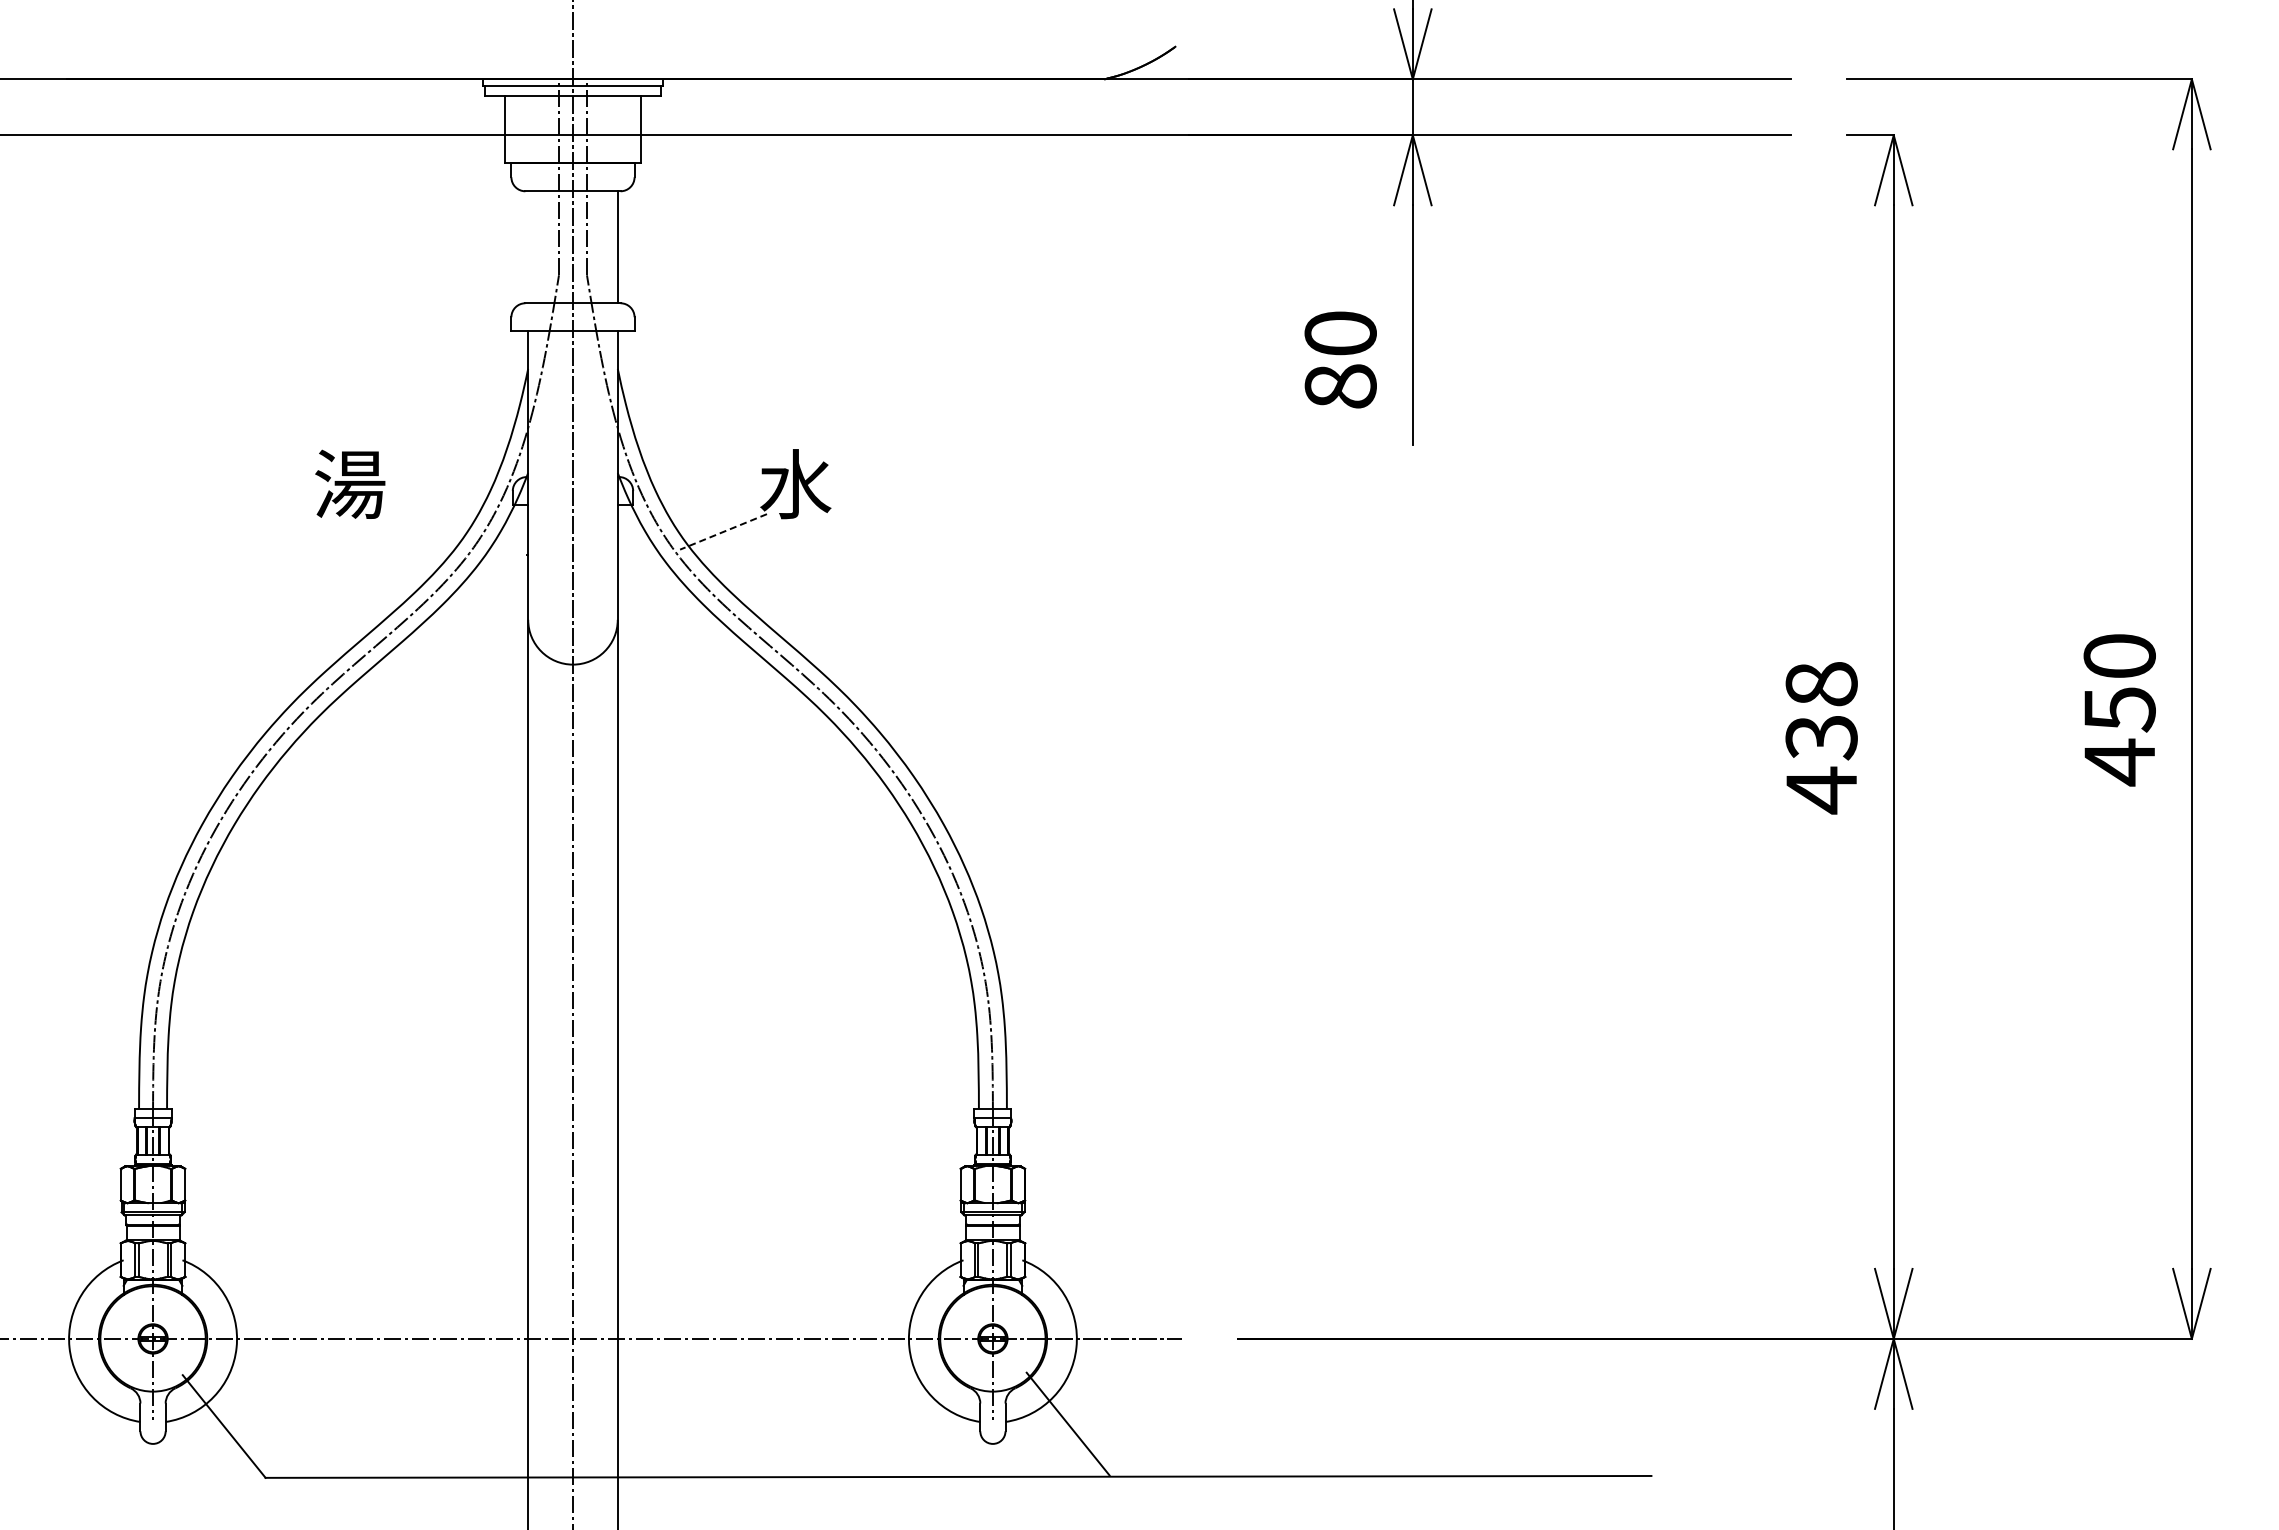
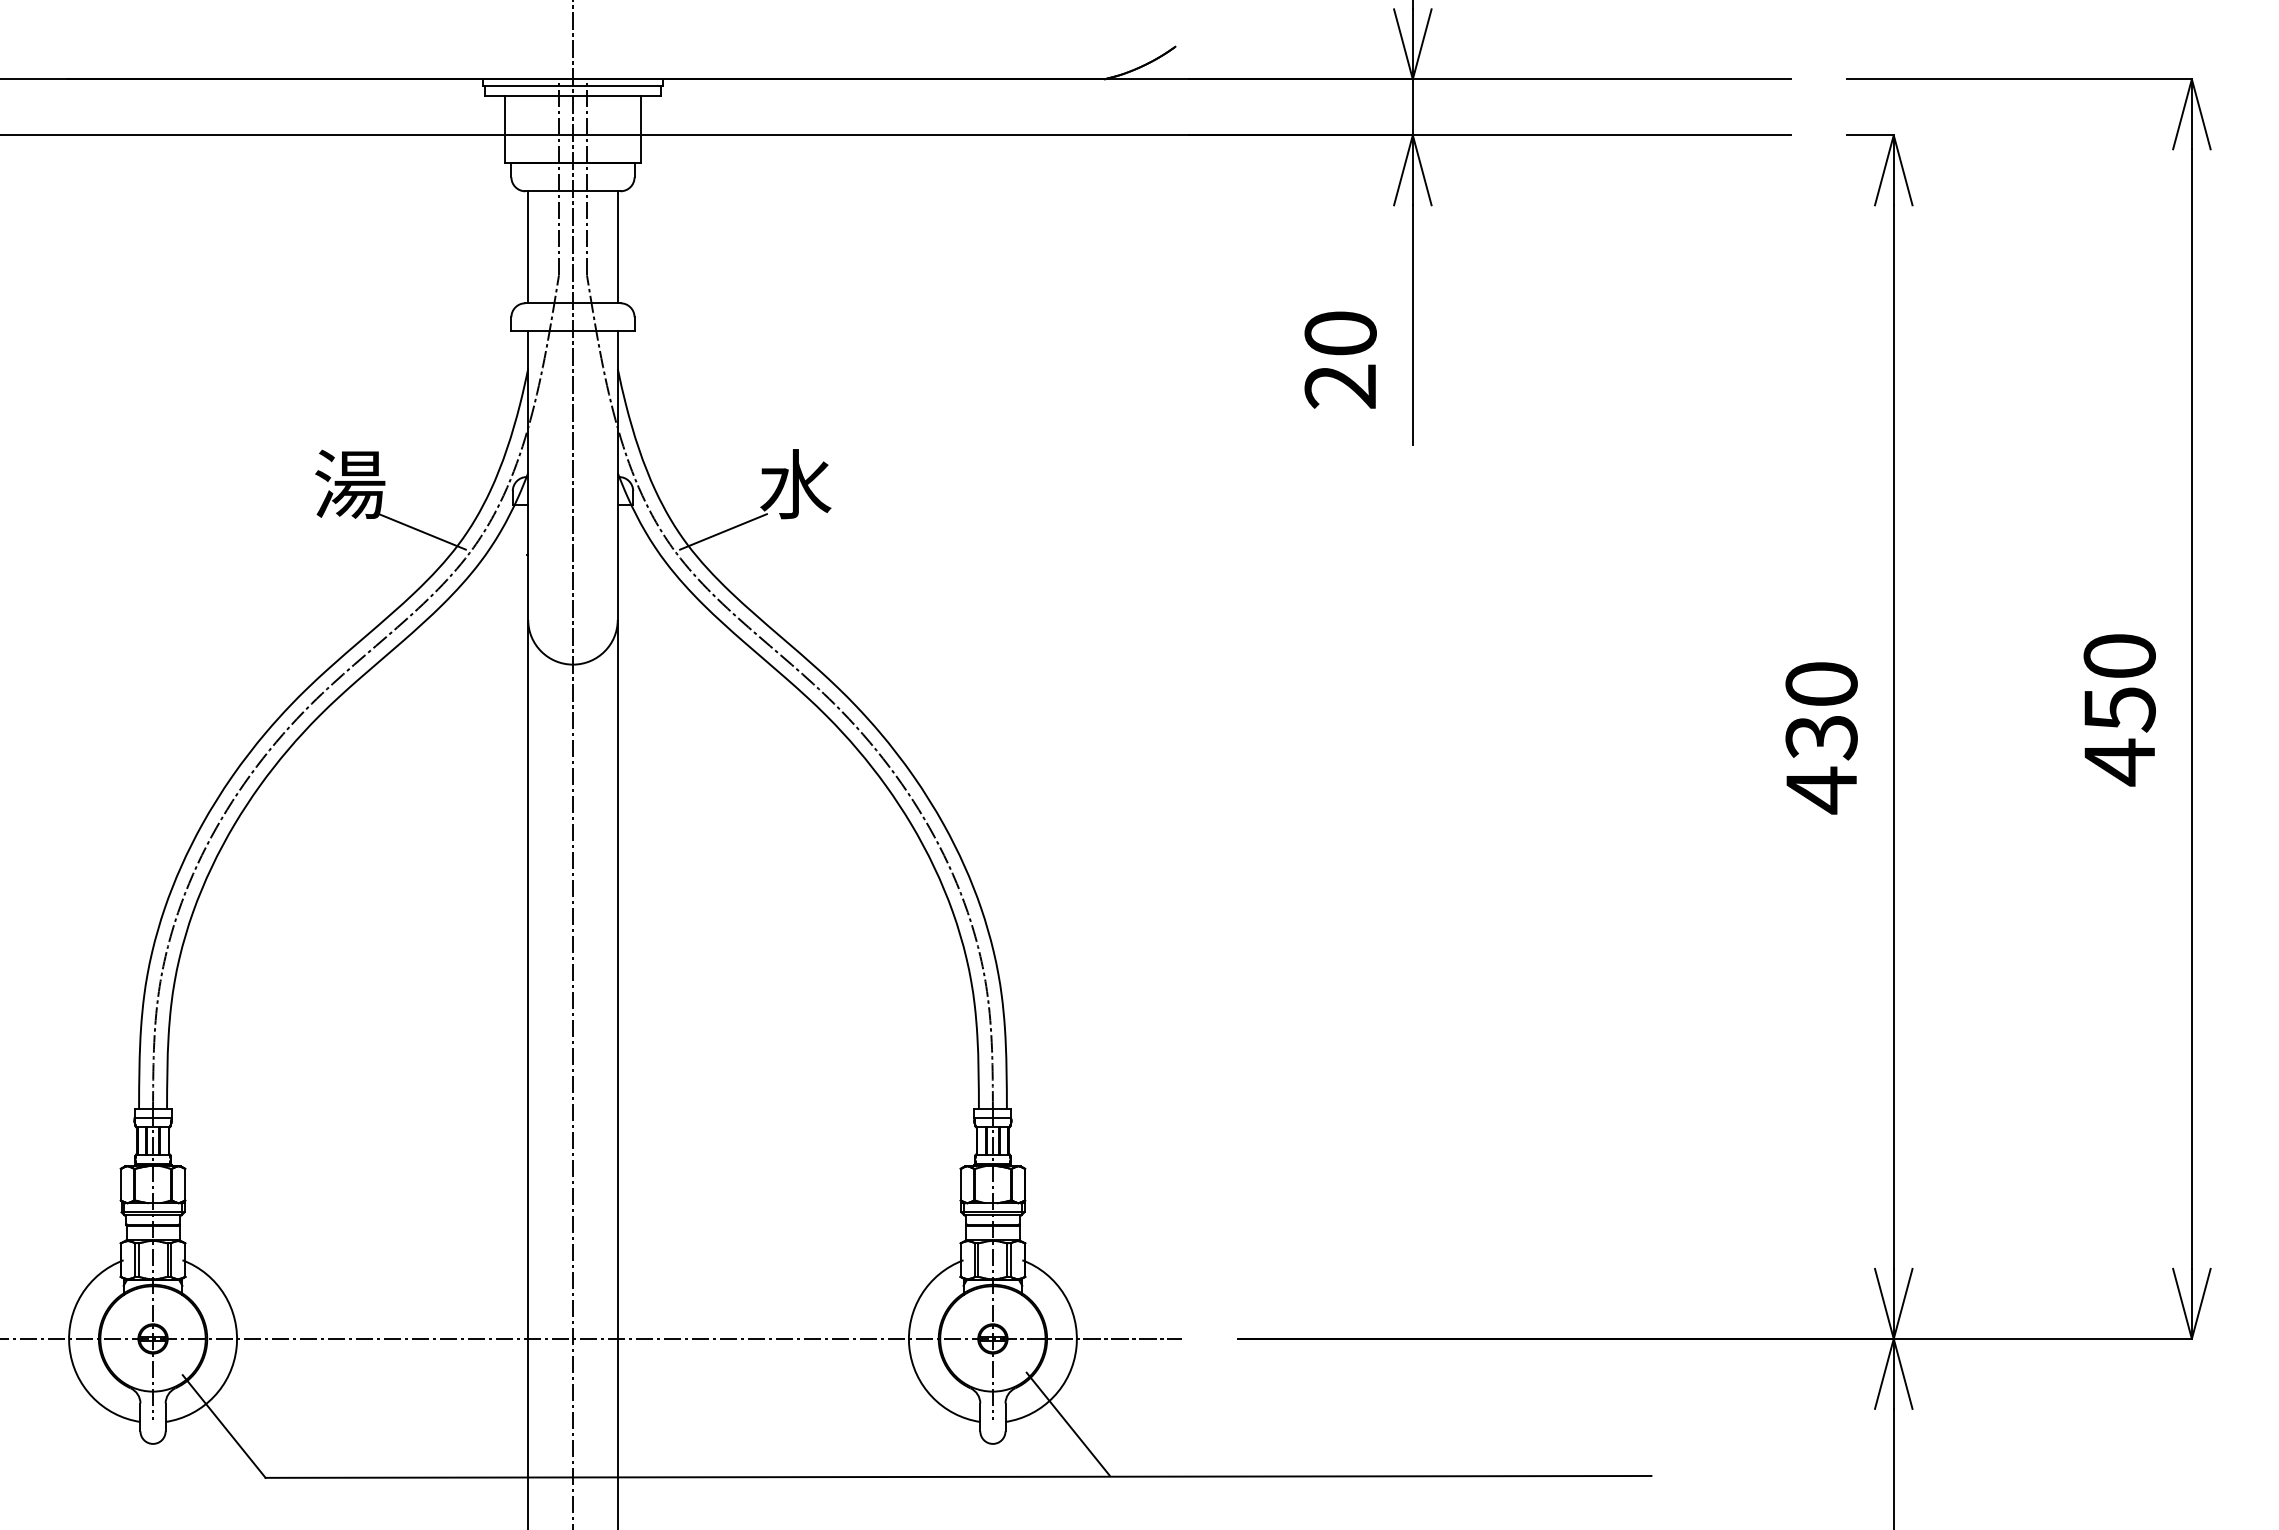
line: none -> present (528, 247)
text: 80 -> 20 (1340, 386)
line: none -> present (422, 531)
line: dashed -> solid (723, 531)
text: 438 -> 430 (1821, 684)
